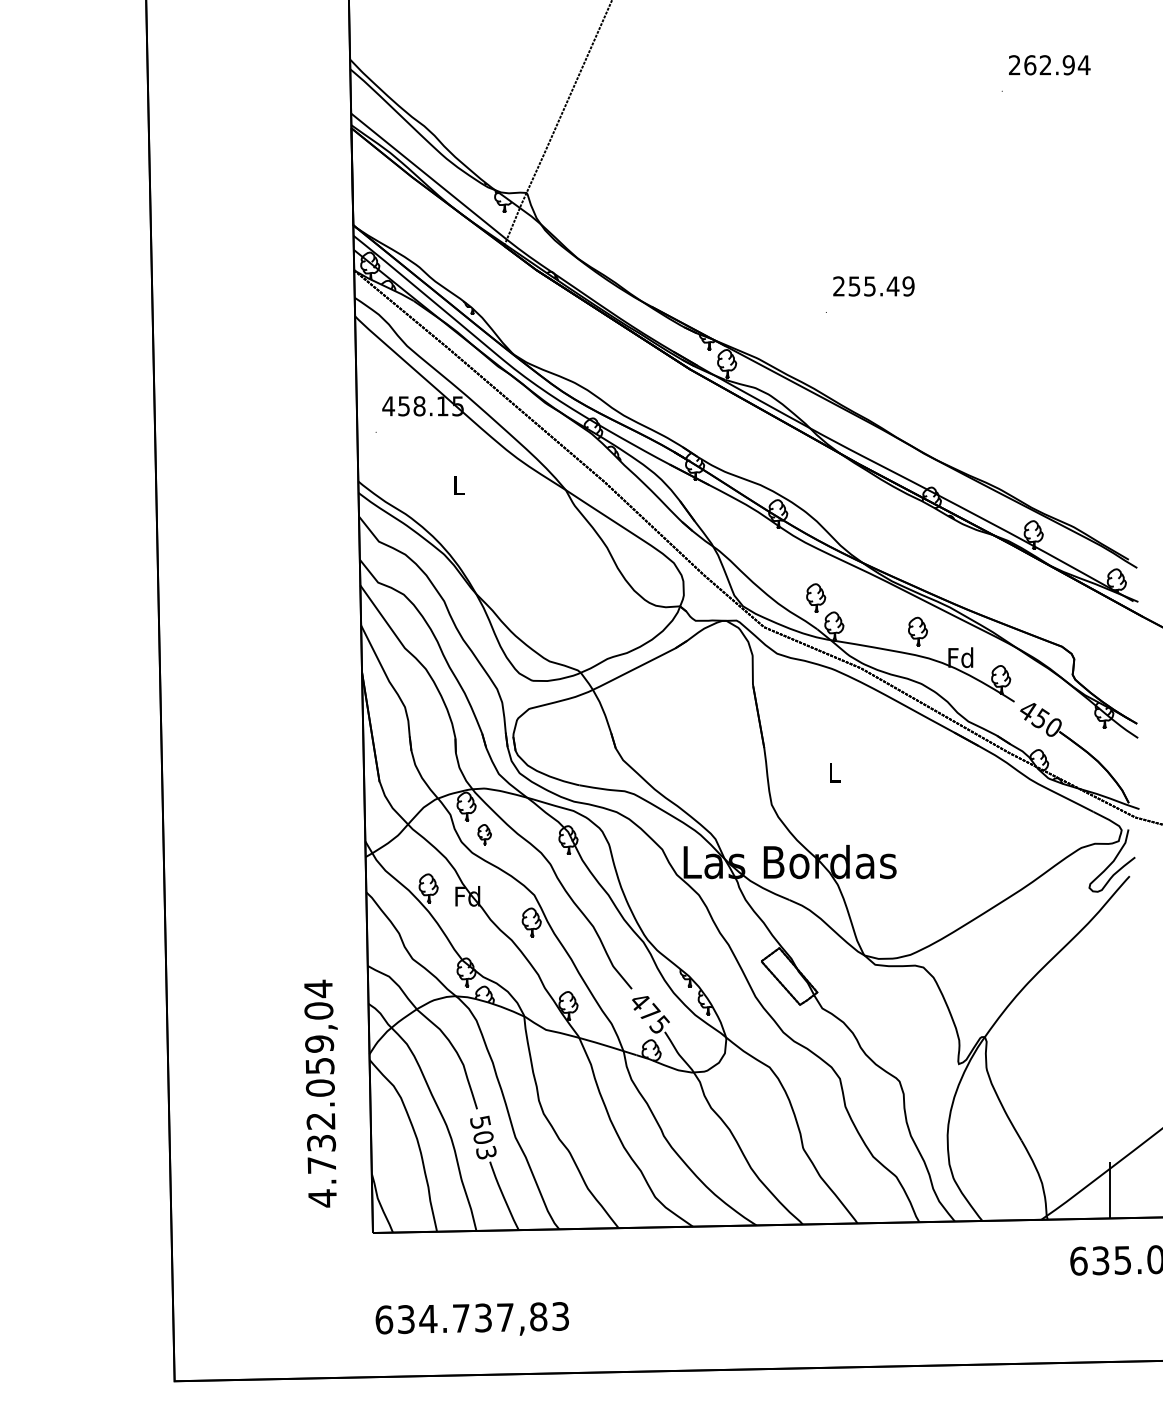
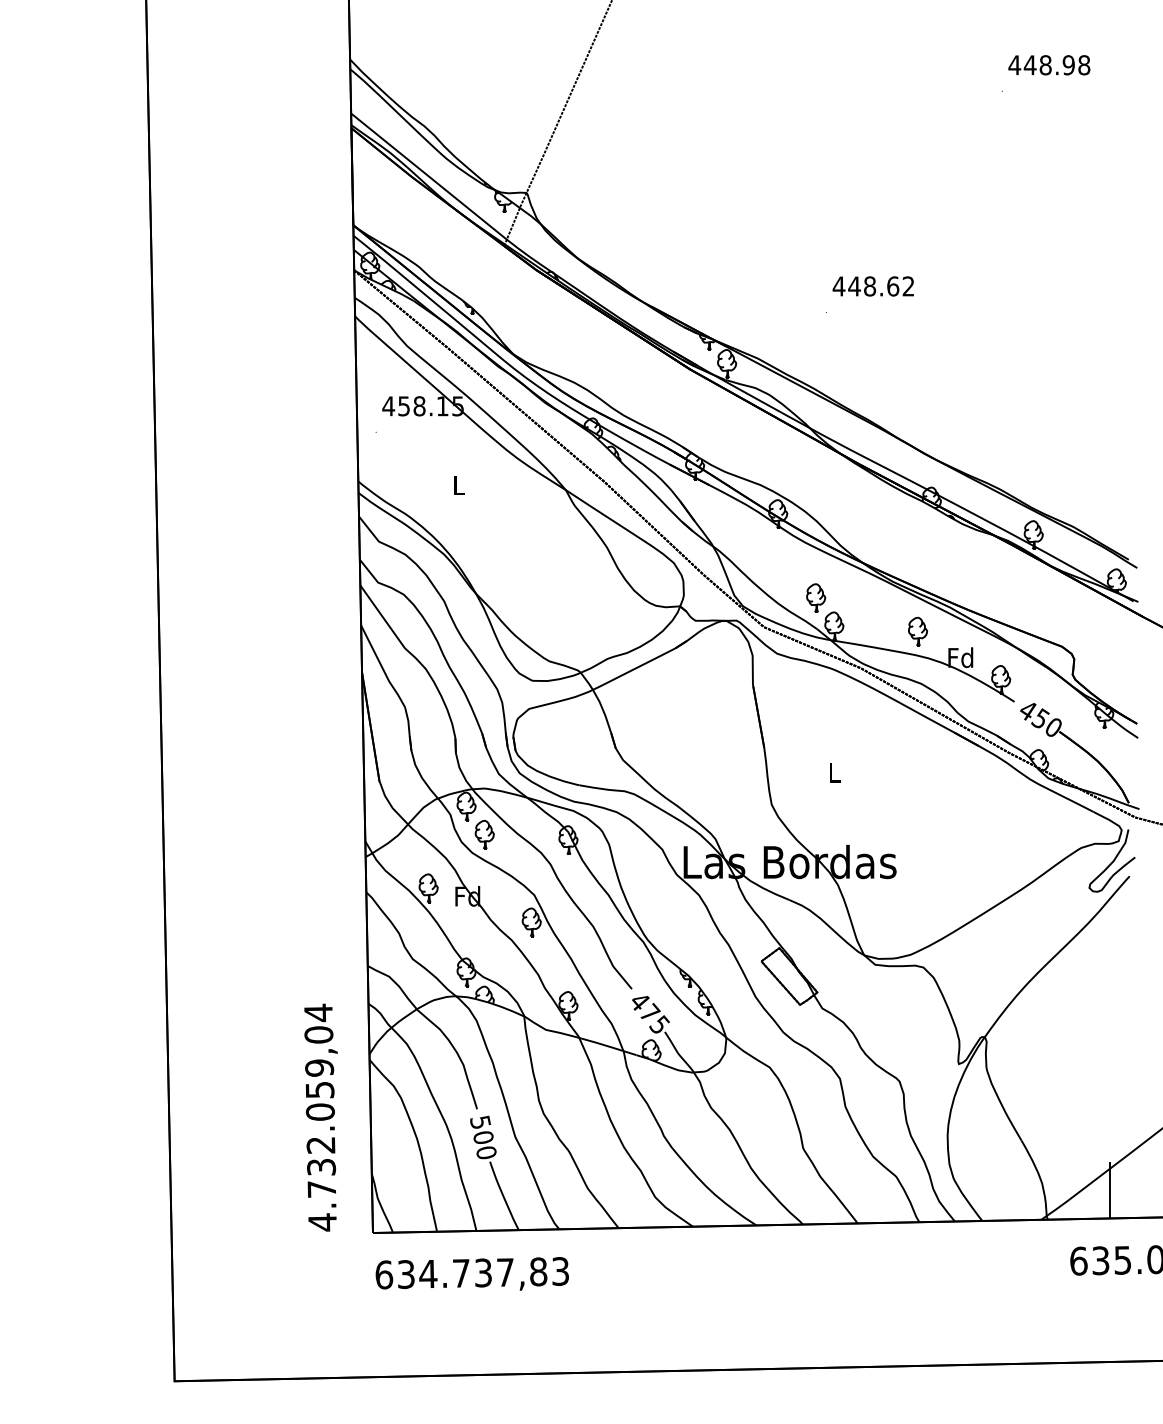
text: 262.94 -> 448.98 (1049, 65)
text: 255.49 -> 448.62 (873, 286)
part size: 15x22 px -> 21x31 px (484, 834)
text position: (320, 1093) -> (320, 1117) (320, 1117)
text: 503 -> 500 (486, 1152)
text position: (471, 1318) -> (471, 1273) (471, 1273)
